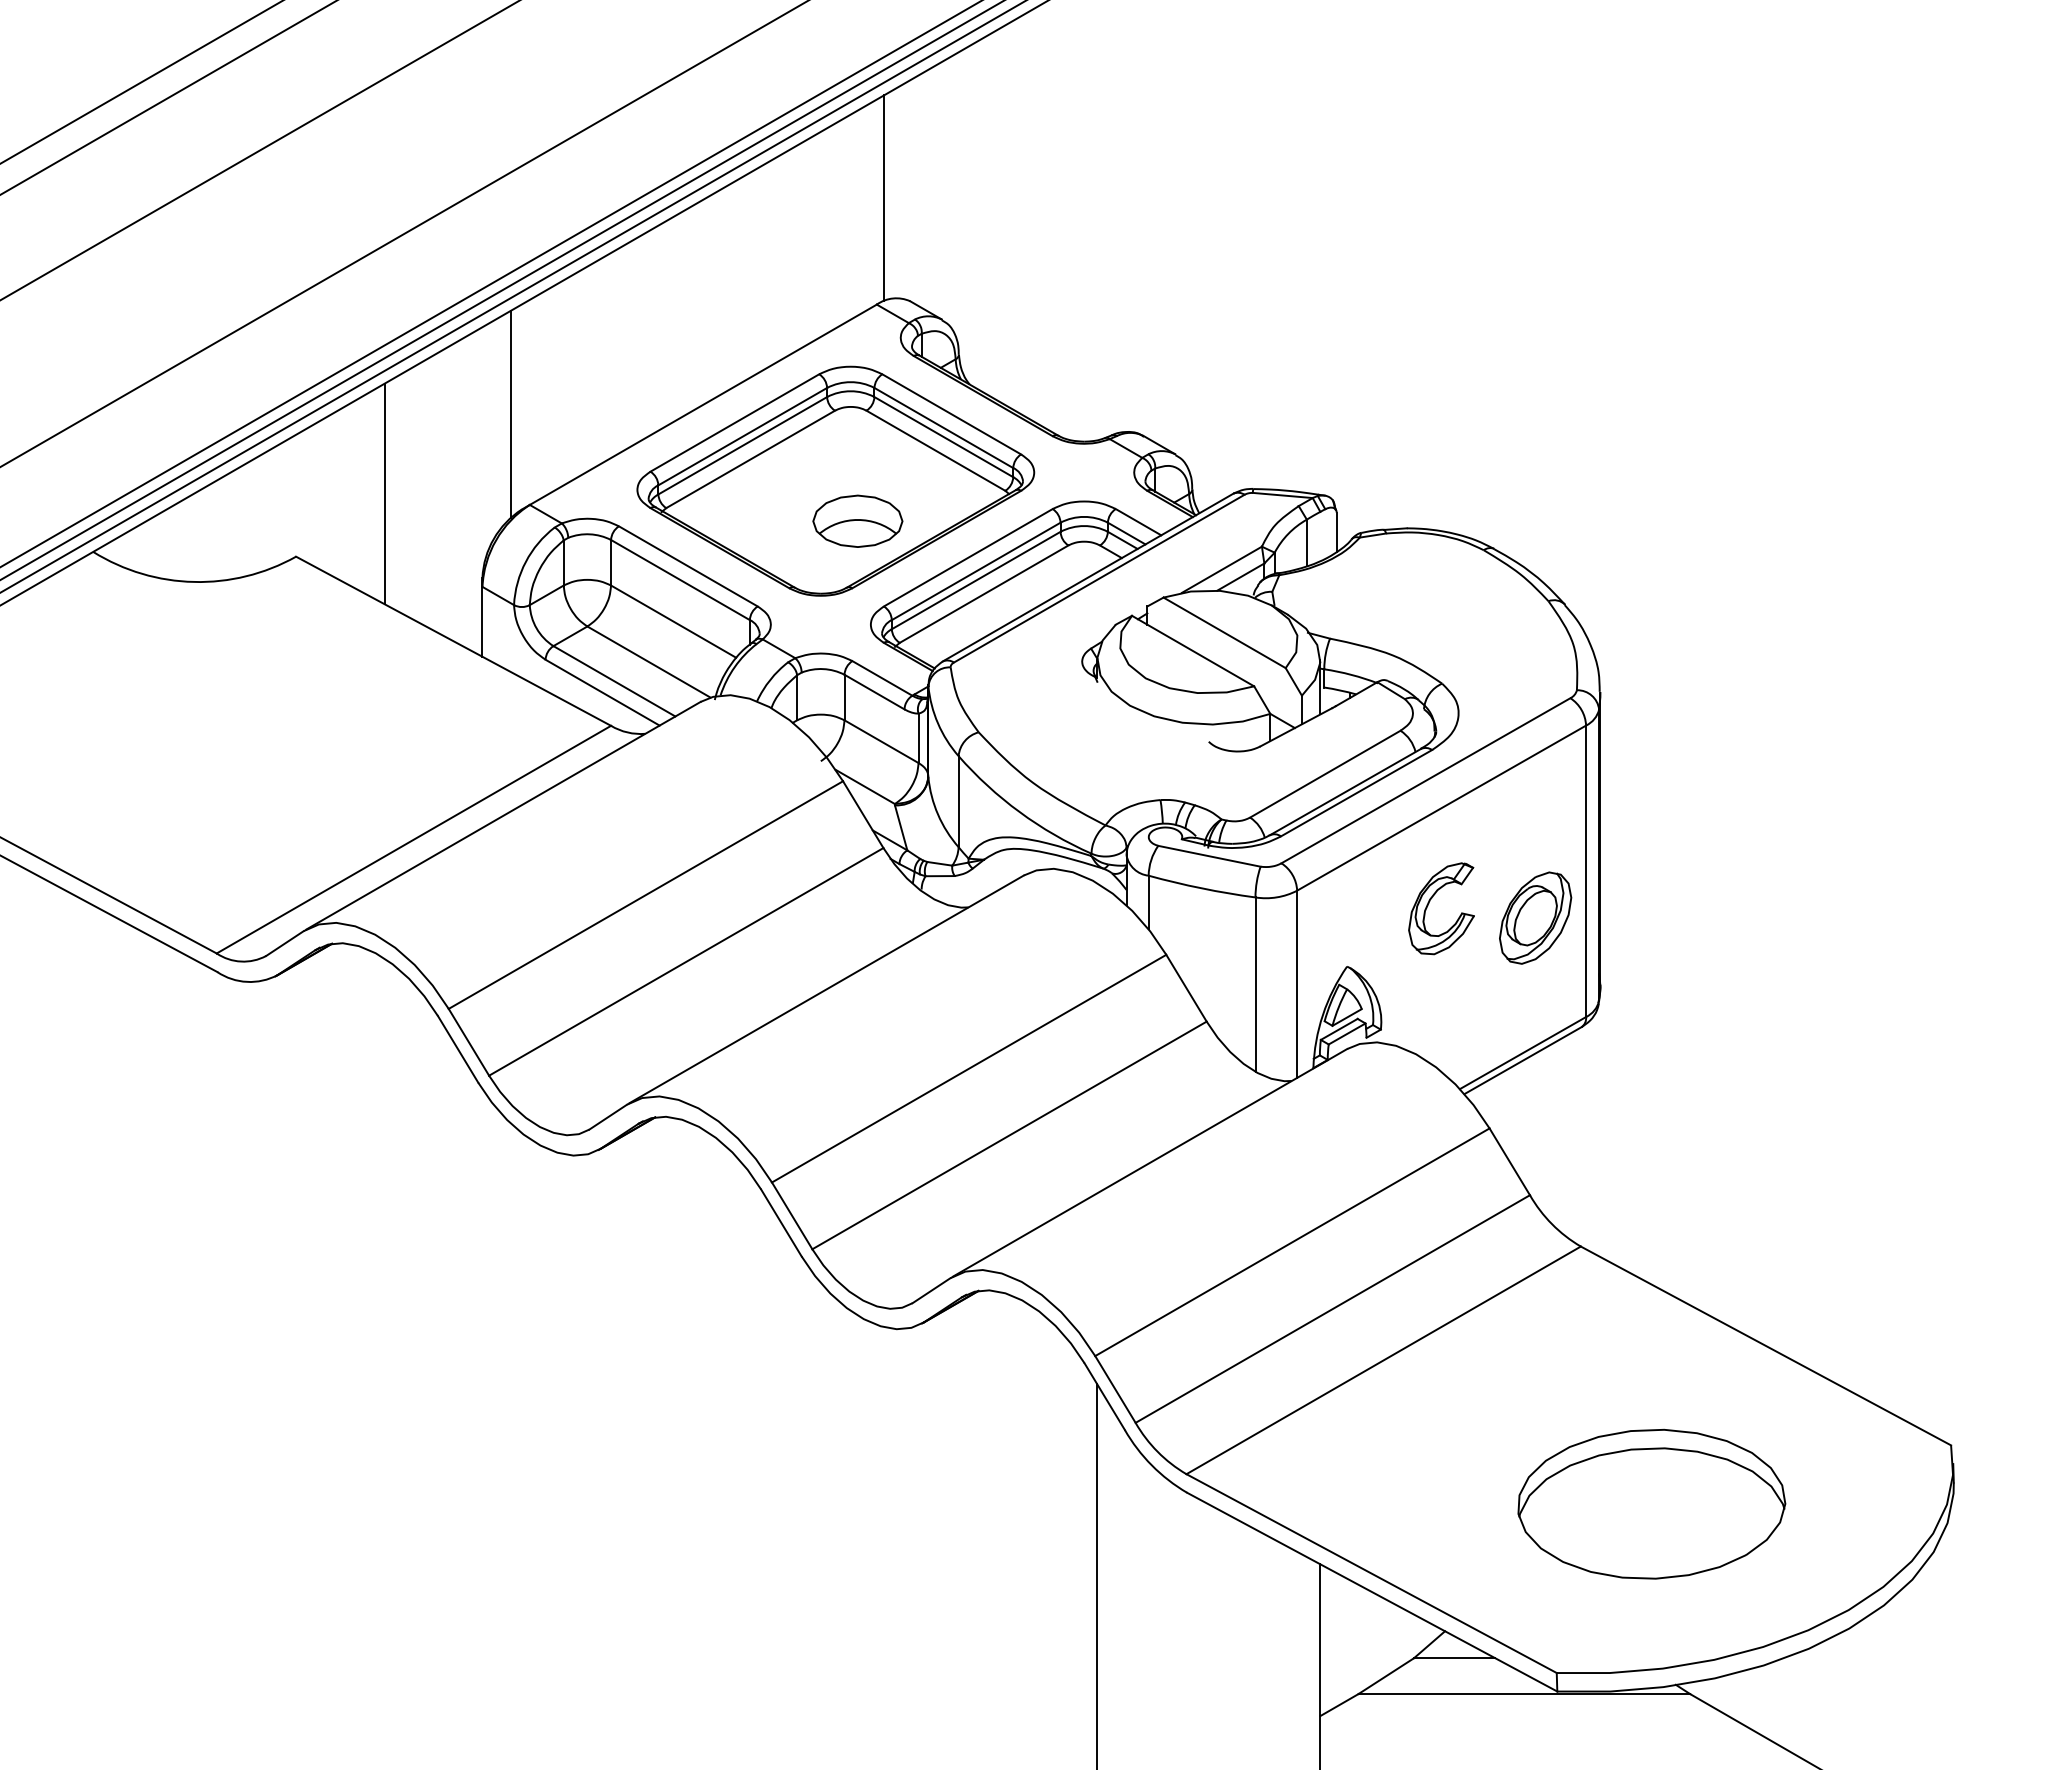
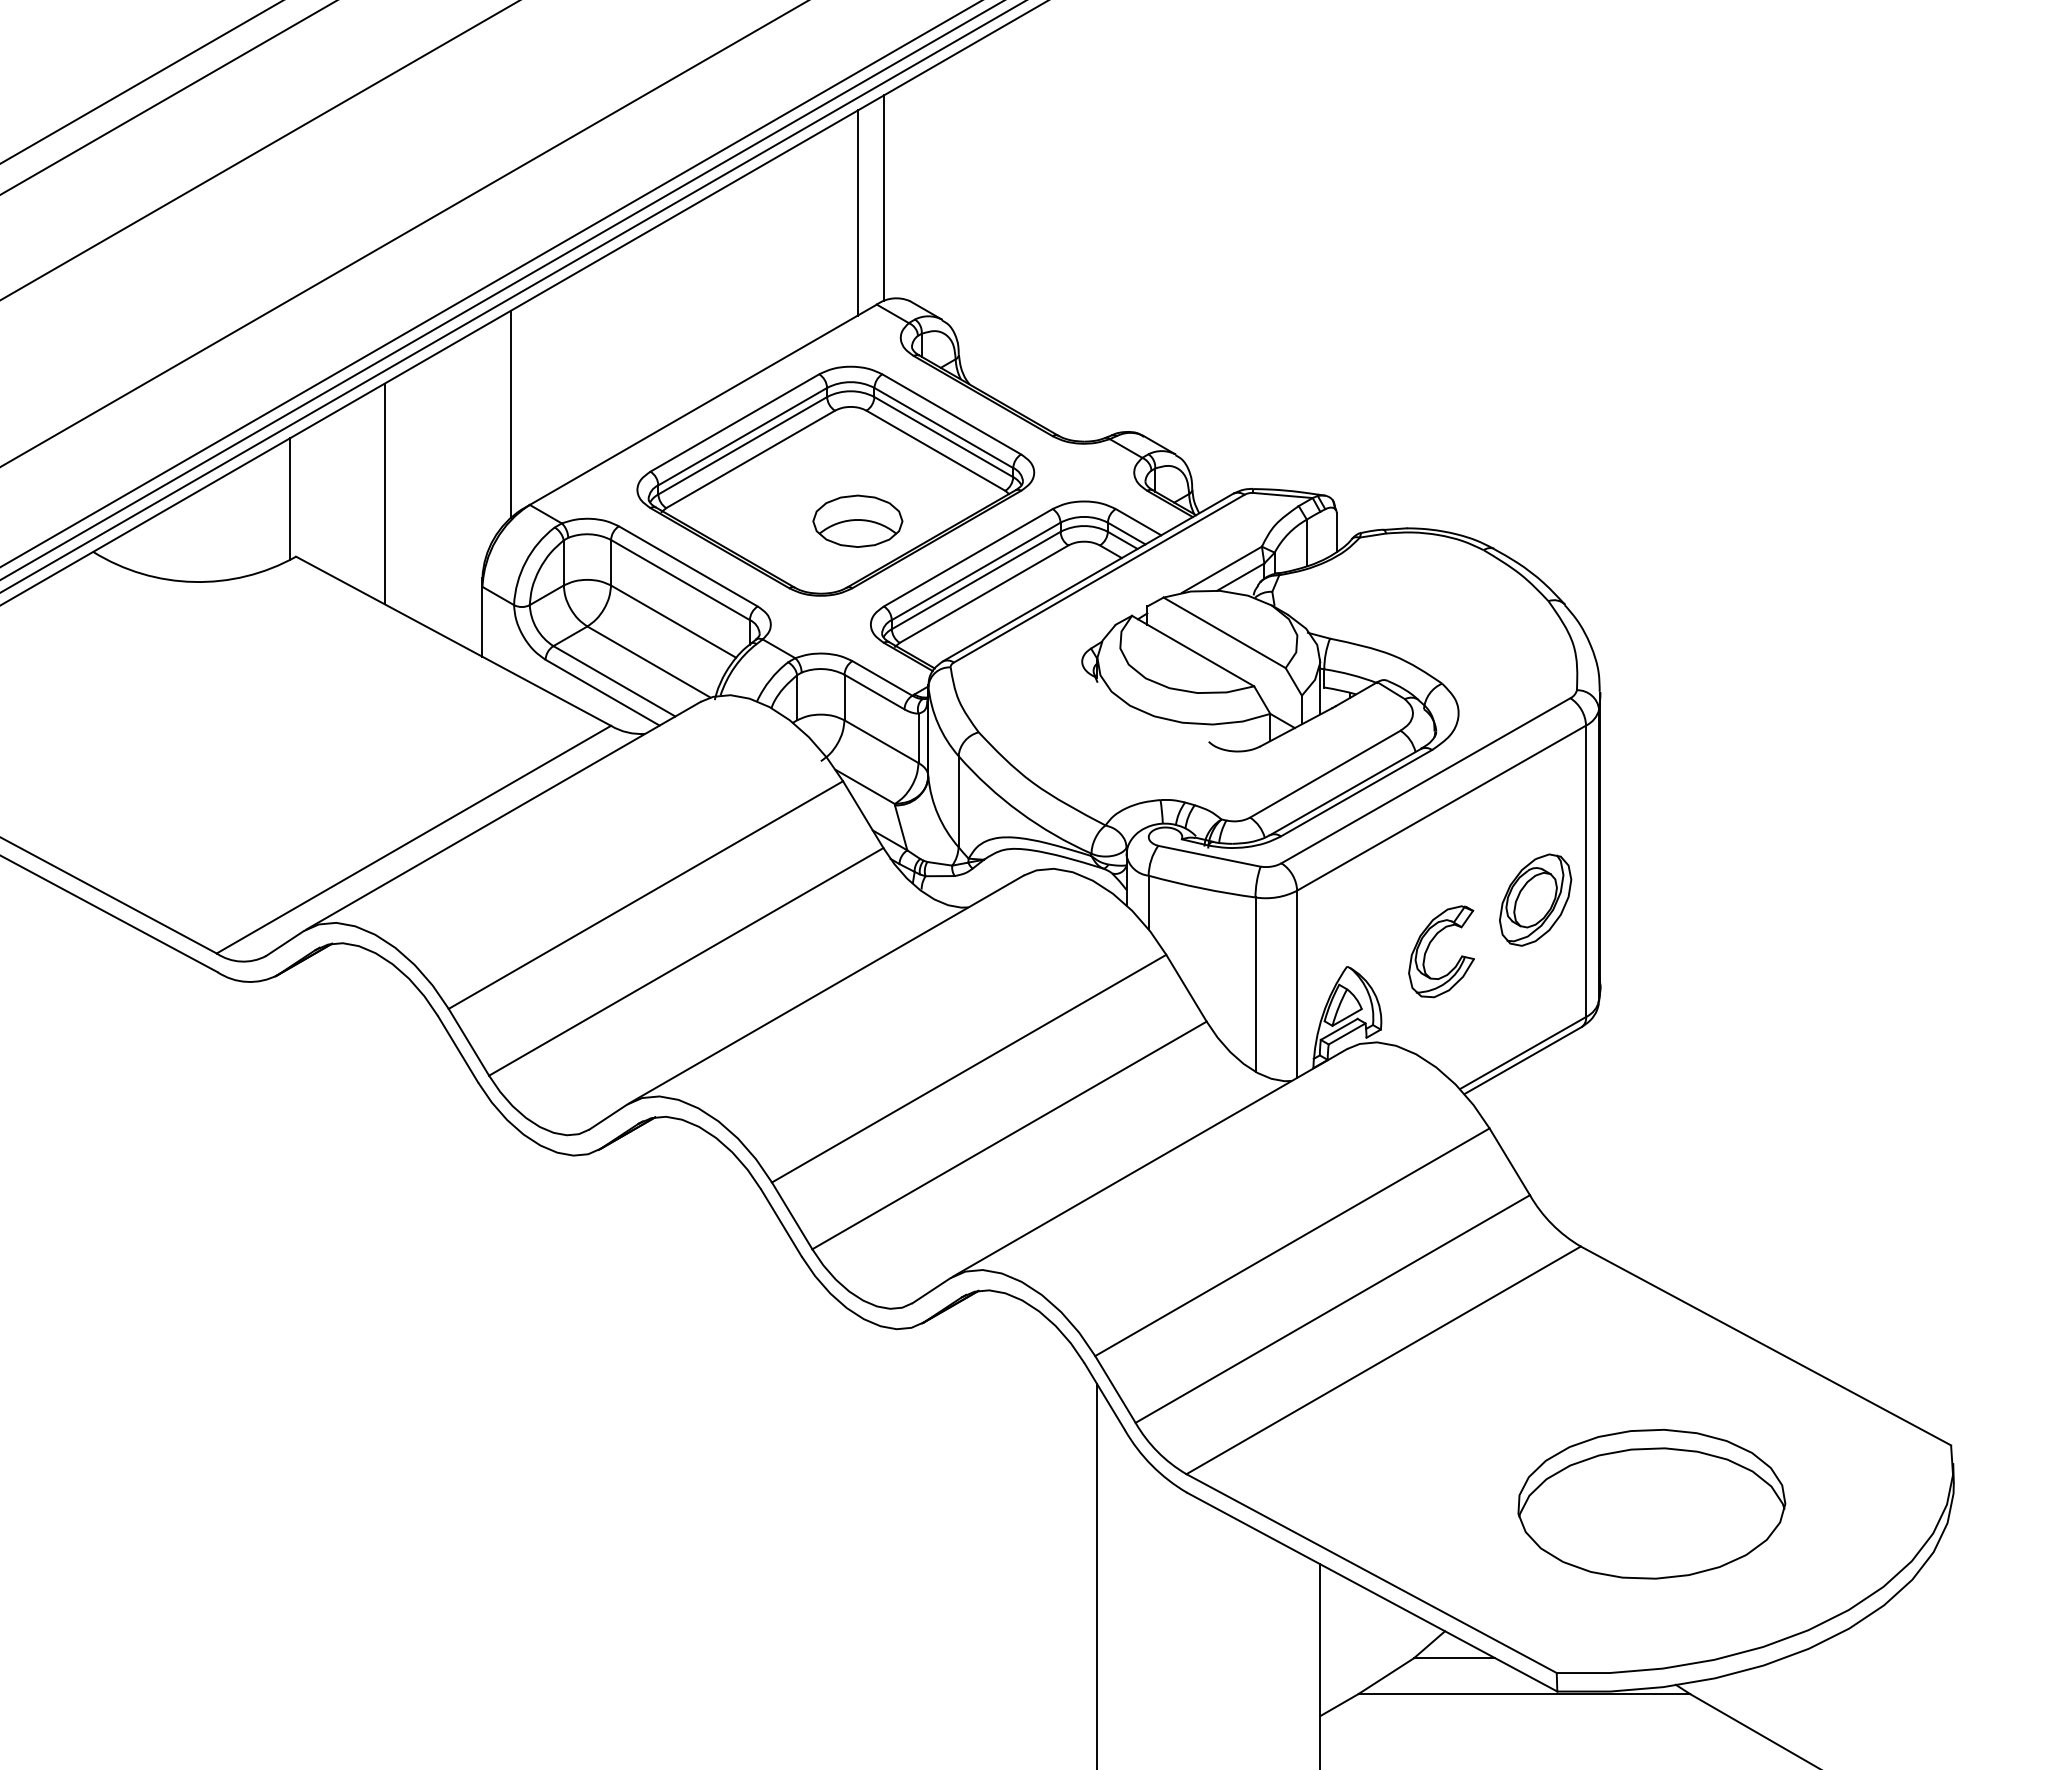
line: none -> present (857, 212)
line: none -> present (290, 498)
part position: (1429, 903) -> (1429, 946) (1429, 946)
part position: (1535, 917) -> (1535, 899) (1535, 899)
